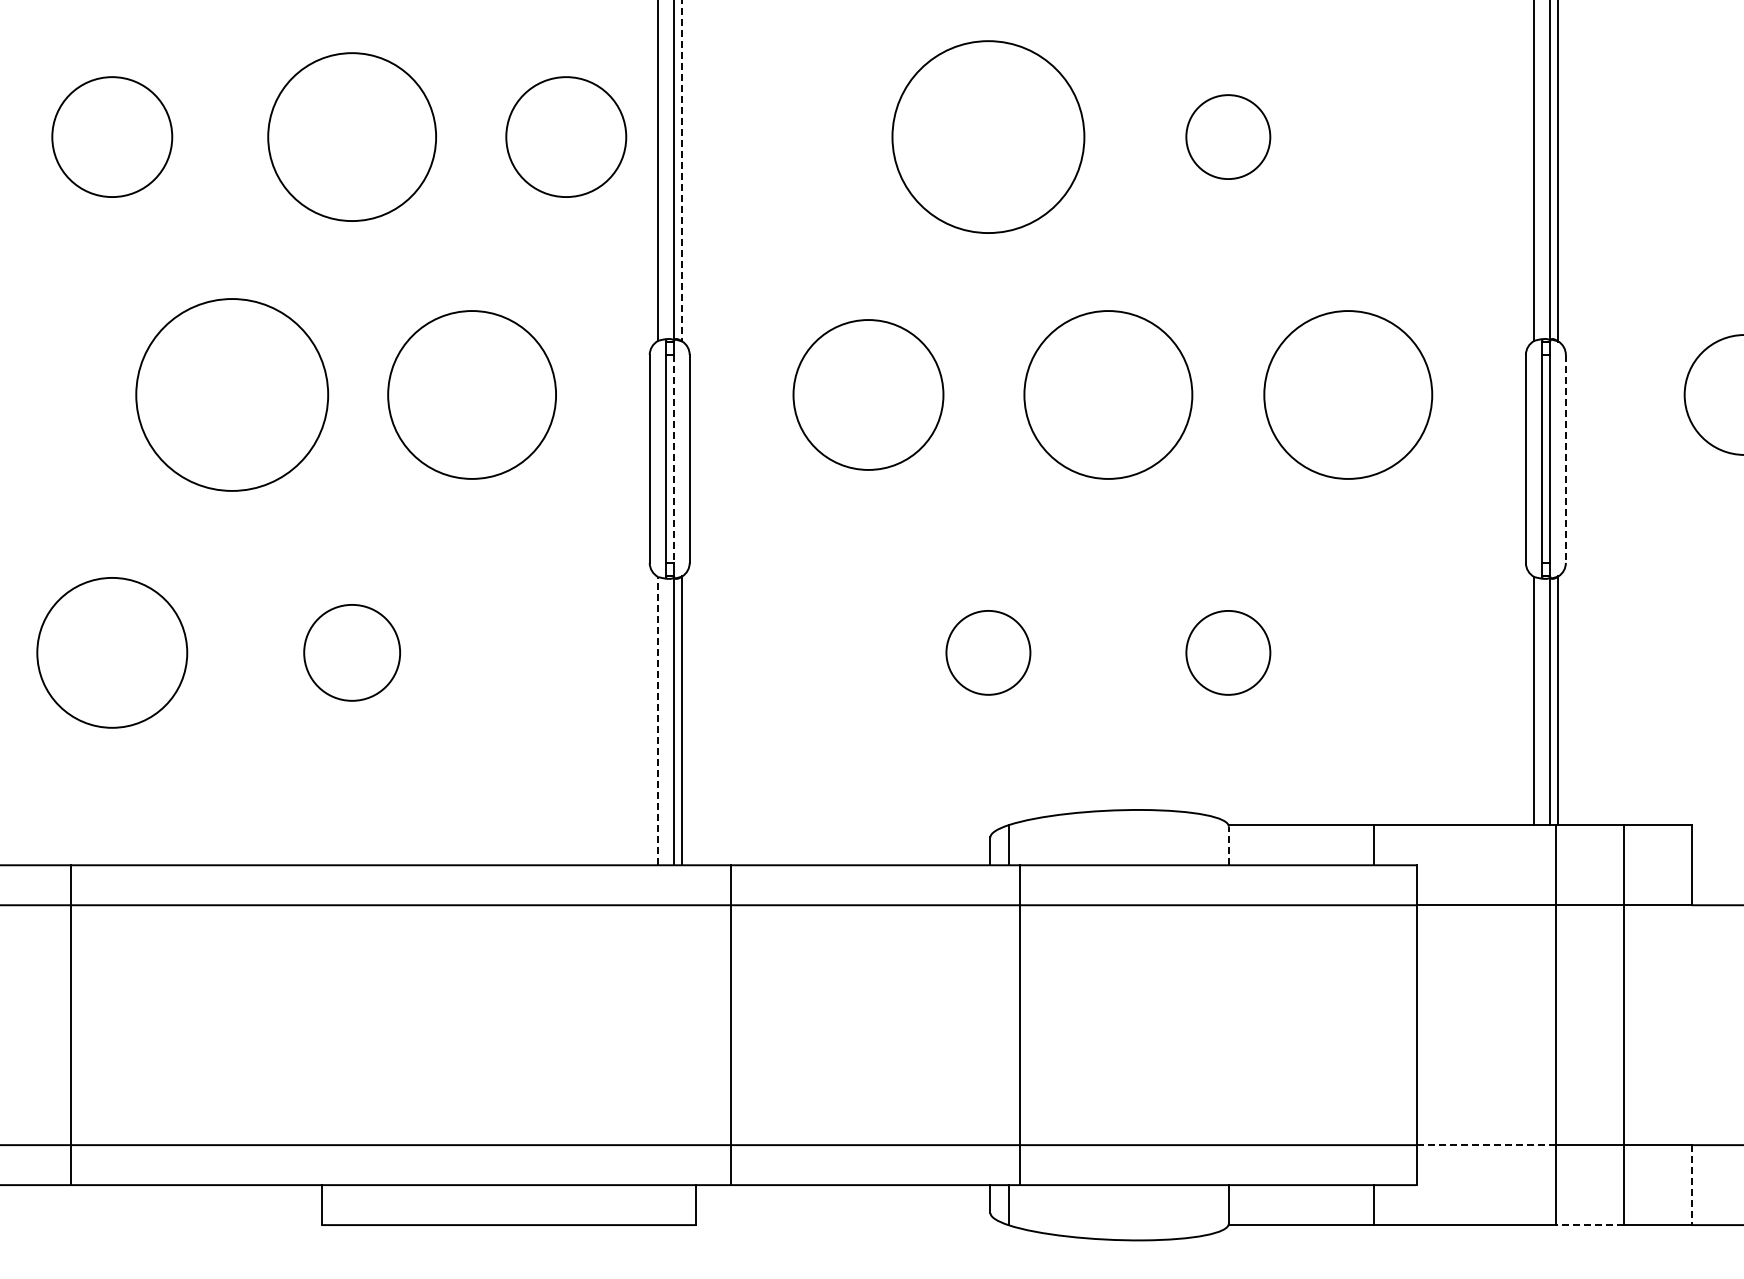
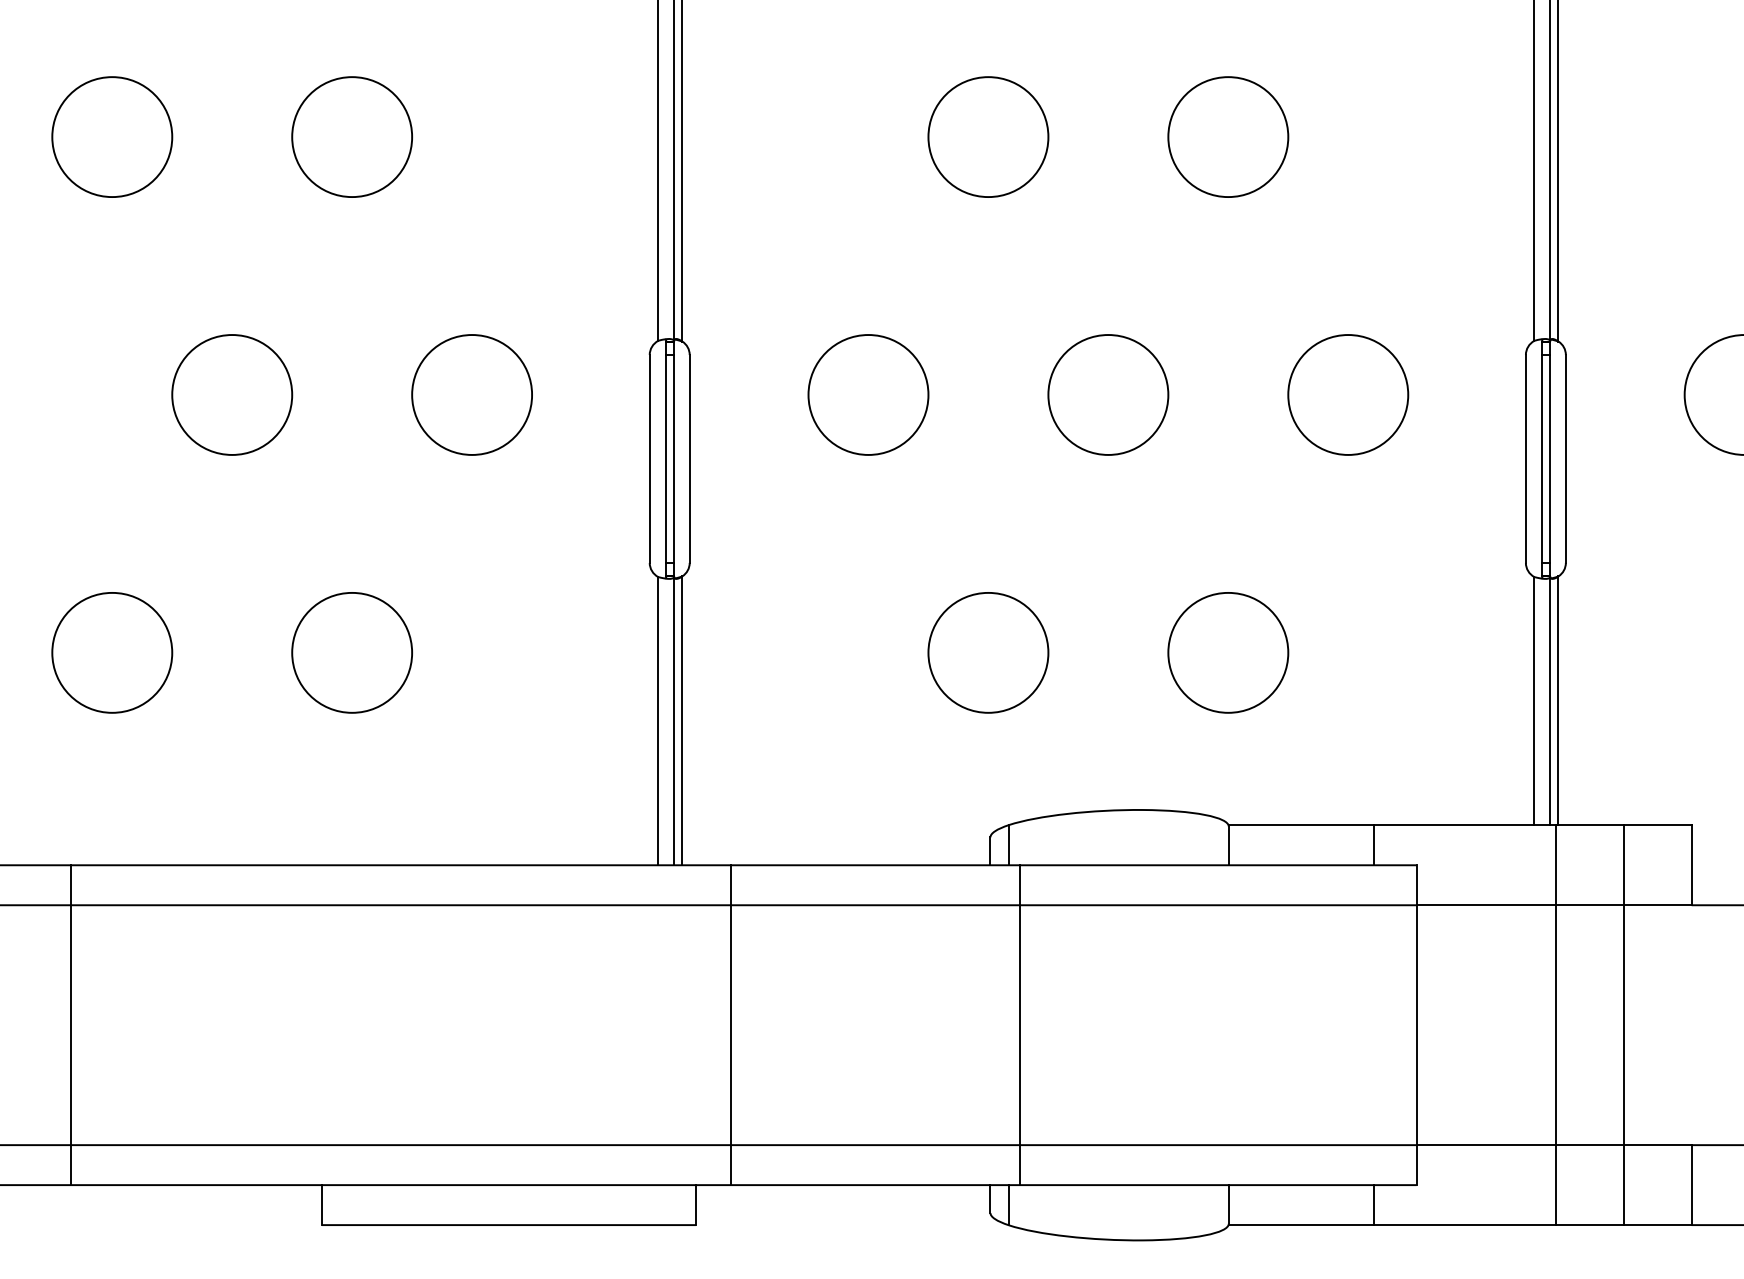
circle: present -> none (566, 136)
circle diameter: 168 px -> 120 px (352, 137)
circle diameter: 192 px -> 120 px (988, 137)
circle diameter: 84 px -> 120 px (1228, 137)
line: dashed -> solid (682, 171)
circle diameter: 192 px -> 120 px (232, 394)
circle diameter: 168 px -> 120 px (472, 394)
circle diameter: 150 px -> 120 px (868, 394)
circle diameter: 168 px -> 120 px (1108, 394)
circle diameter: 168 px -> 120 px (1348, 394)
line: dashed -> solid (674, 458)
line: dashed -> solid (1565, 458)
circle diameter: 150 px -> 120 px (112, 652)
circle diameter: 96 px -> 120 px (352, 652)
circle diameter: 84 px -> 120 px (988, 652)
circle size: 87x86 px -> 123x122 px (1228, 652)
line: dashed -> solid (658, 720)
line: dashed -> solid (1228, 845)
line: dashed -> solid (1486, 1145)
line: dashed -> solid (1691, 1185)
line: dashed -> solid (1590, 1225)
